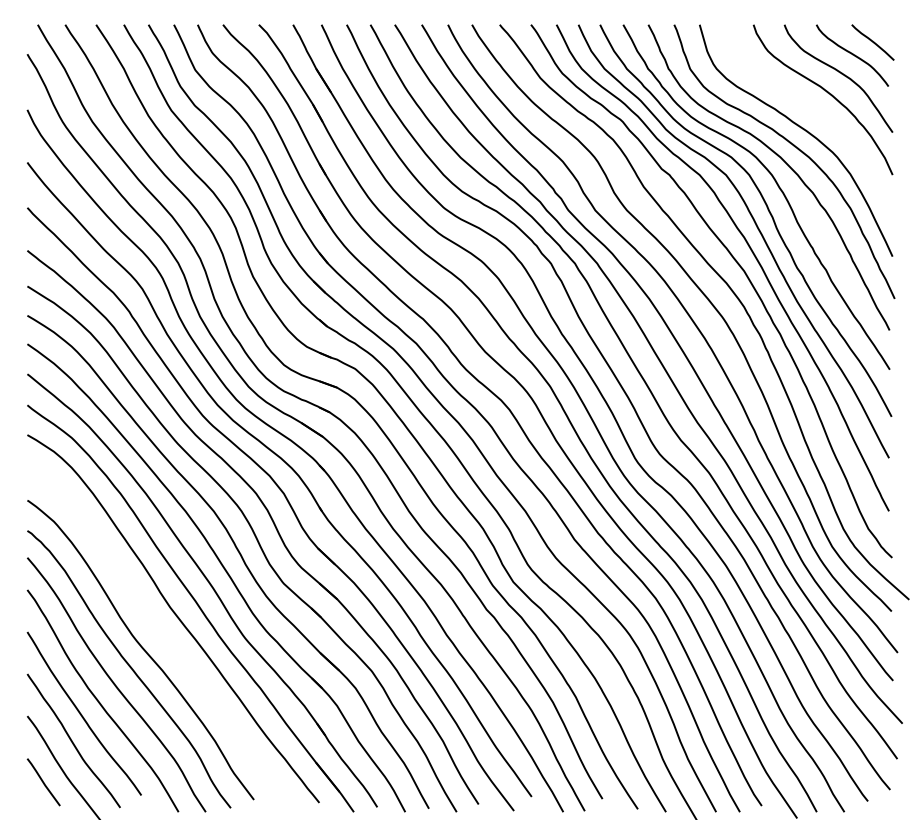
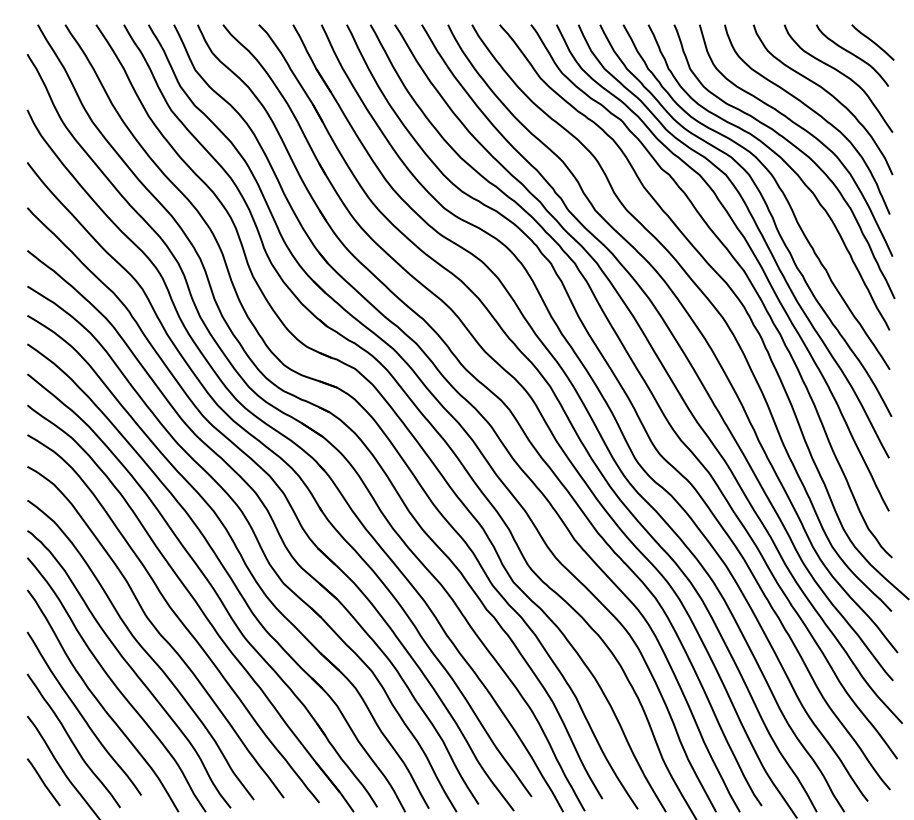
curve: none -> present (812, 111)
curve: none -> present (156, 631)
